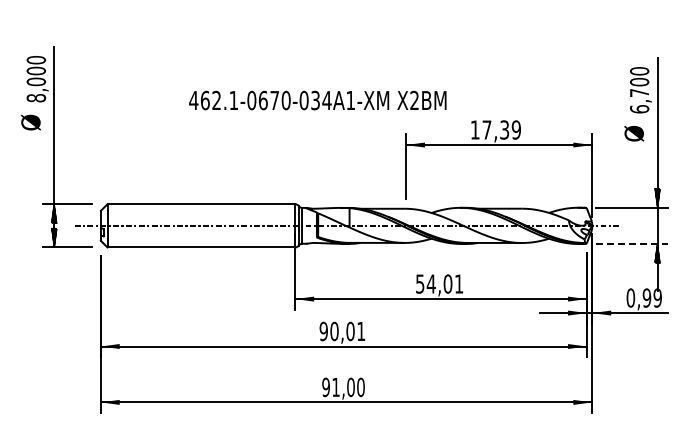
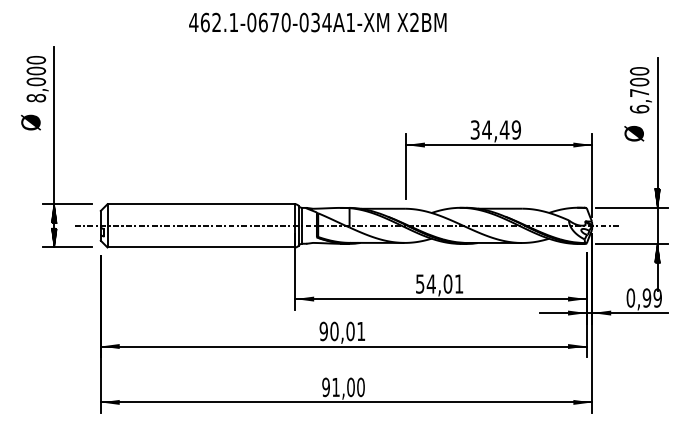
text position: (317, 100) -> (317, 22) (317, 22)
text: 17,39 -> 34,49 (489, 129)
line: dashed -> solid (632, 243)
